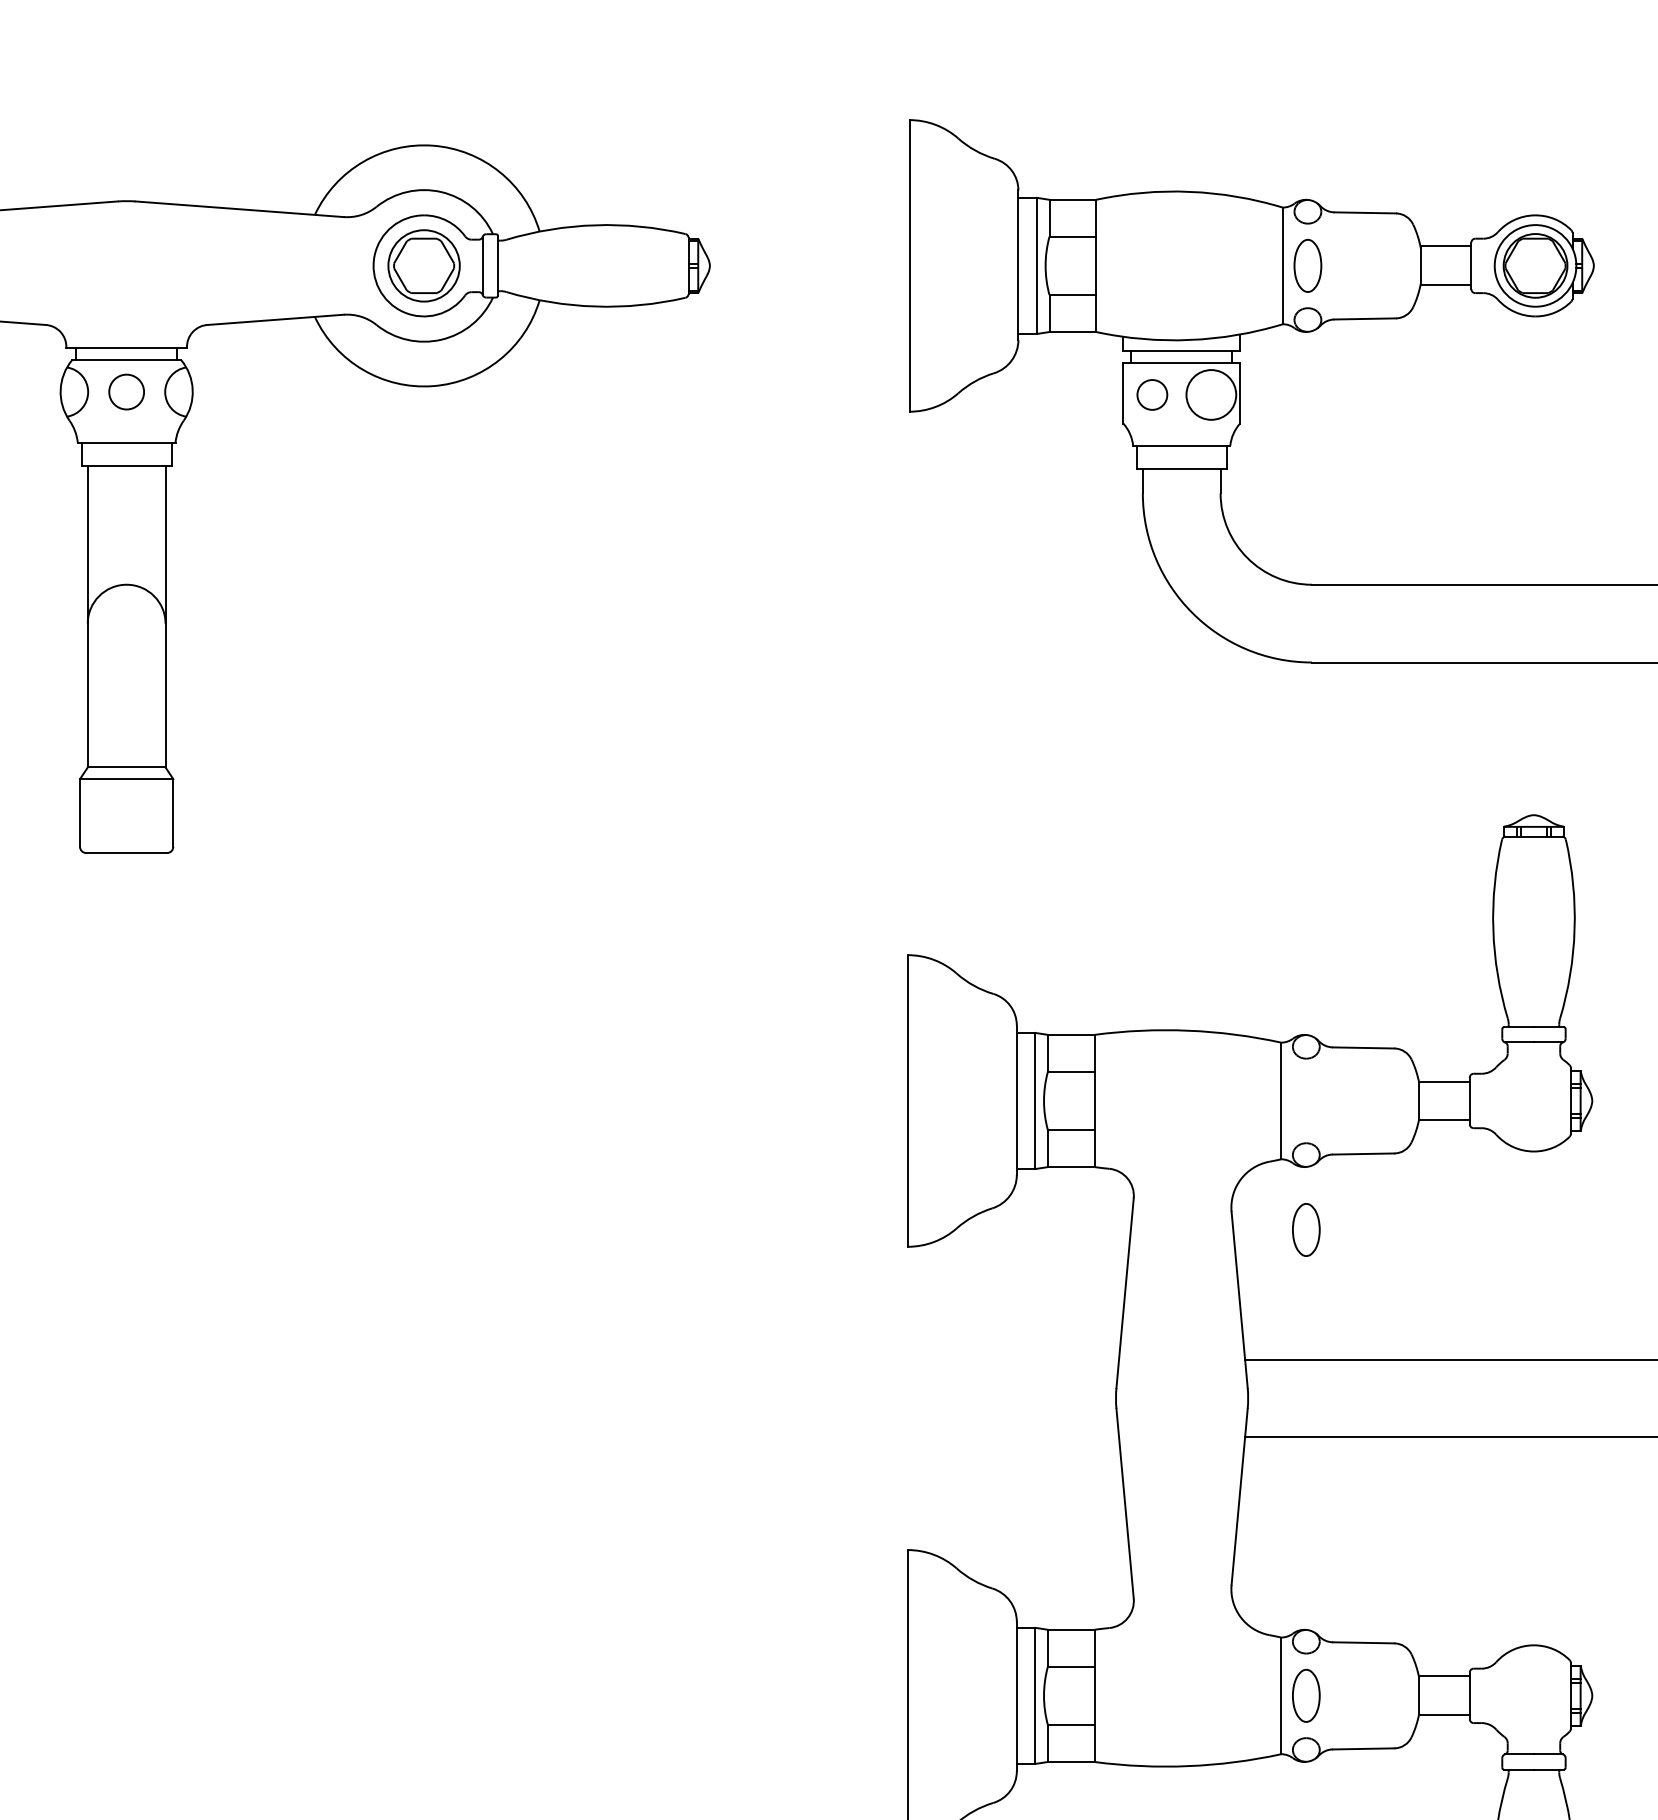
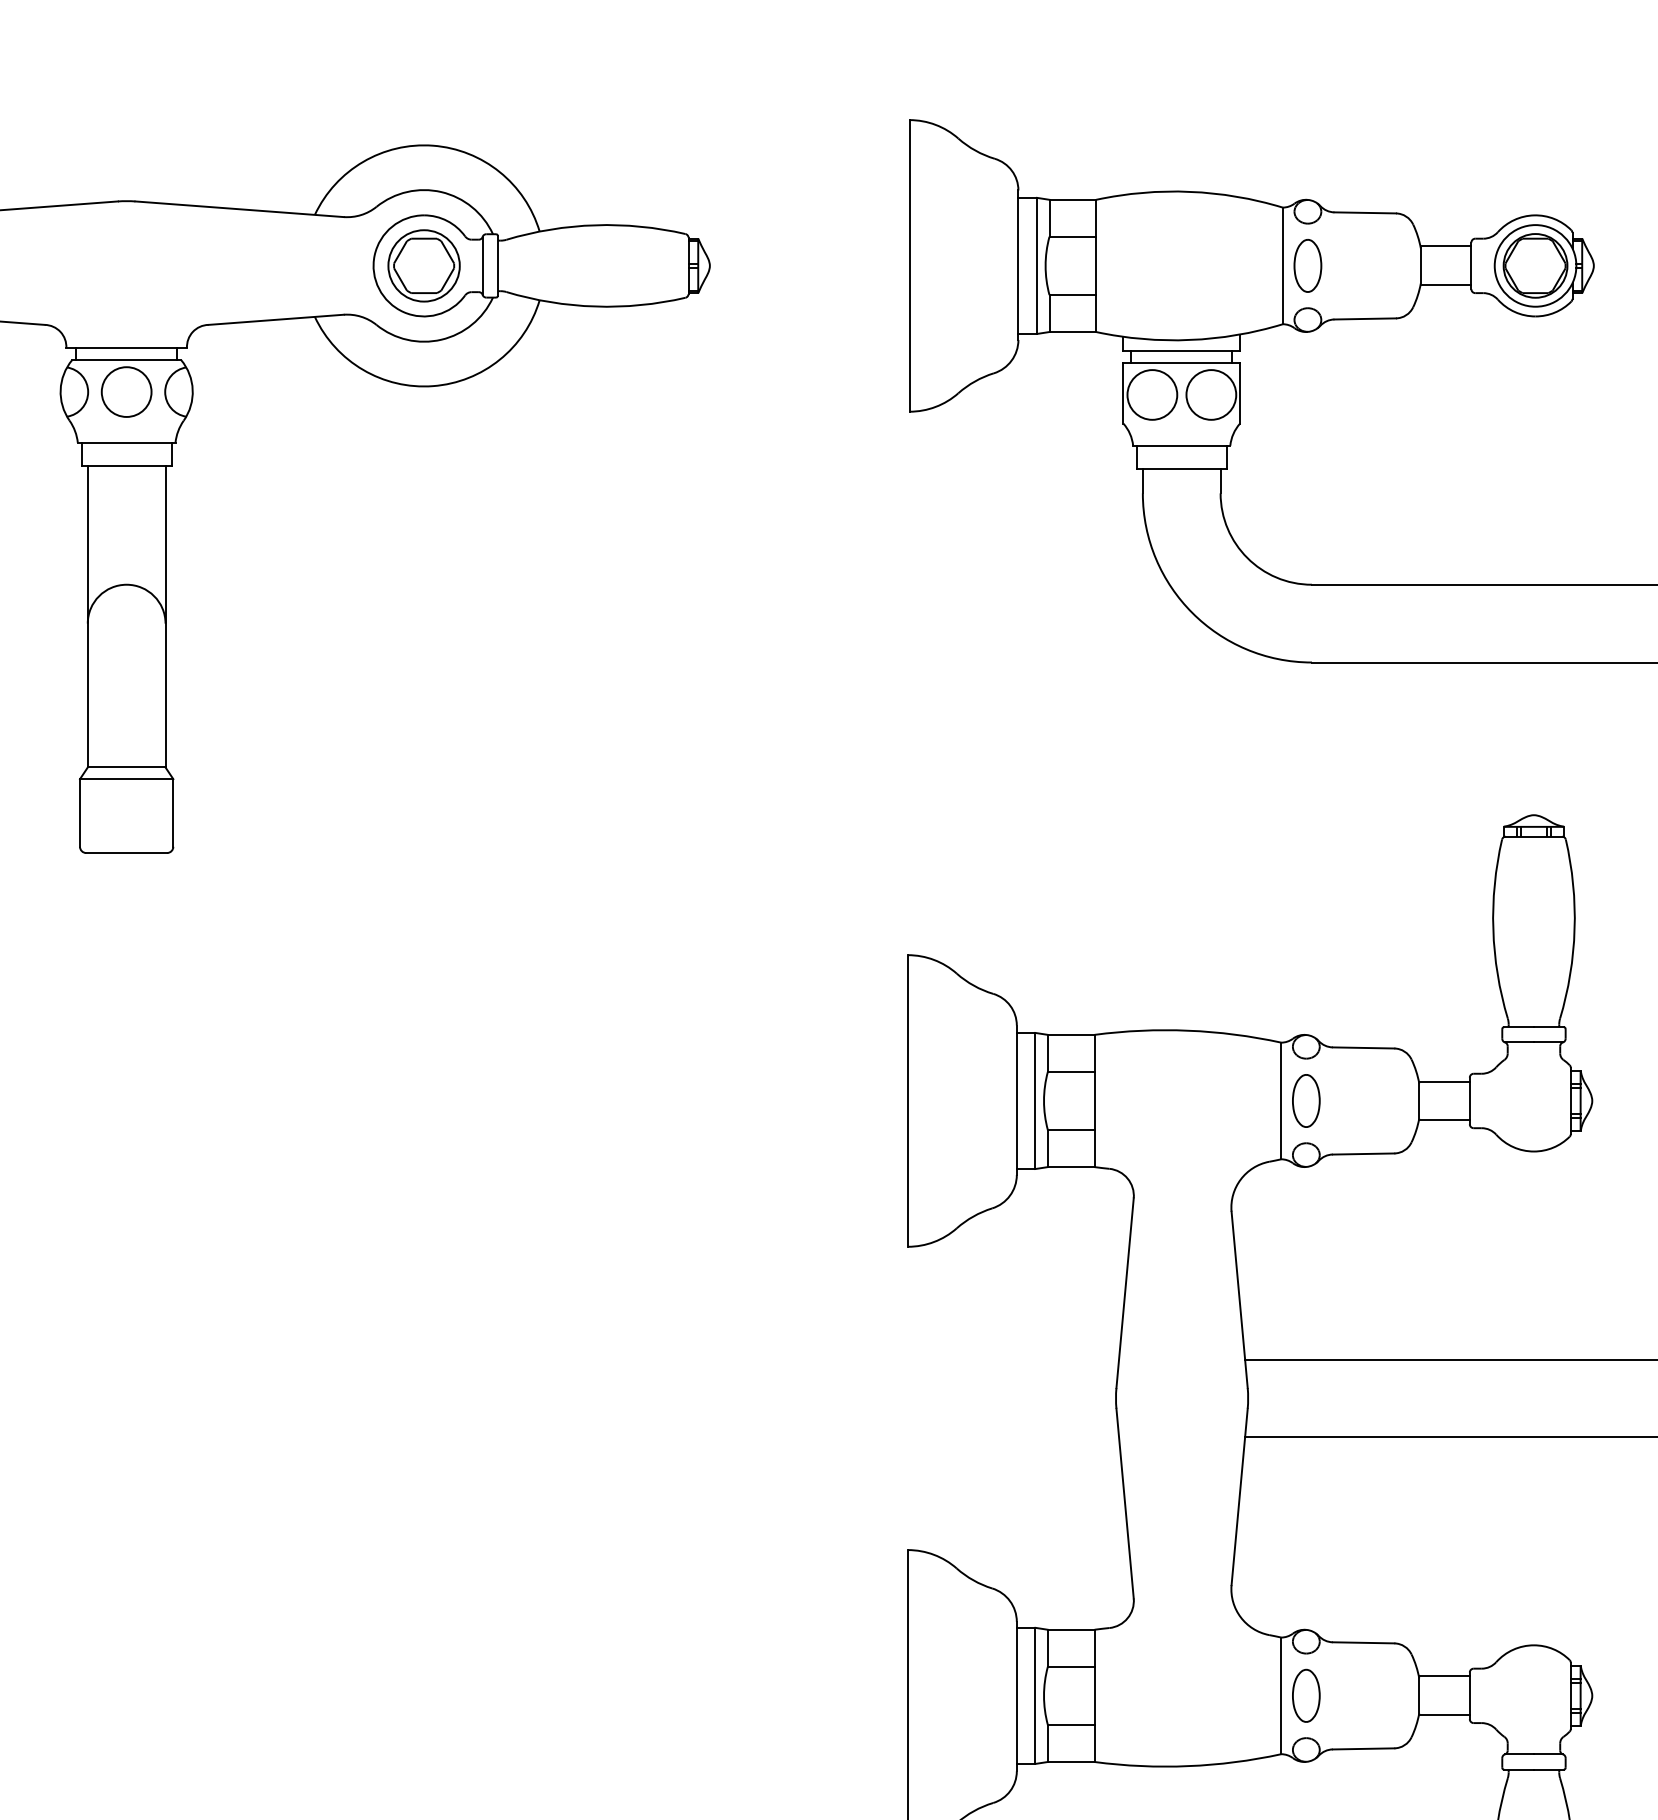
circle diameter: 35 px -> 50 px (126, 391)
circle diameter: 30 px -> 50 px (1152, 394)
part position: (1306, 1229) -> (1306, 1100) (1306, 1100)
